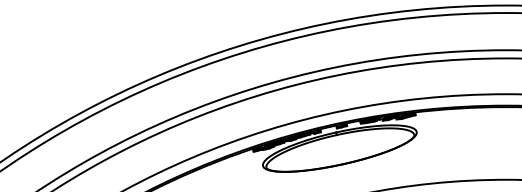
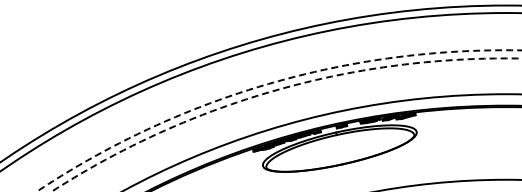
circle: solid -> dashed (279, 120)
circle: solid -> dashed (286, 124)
